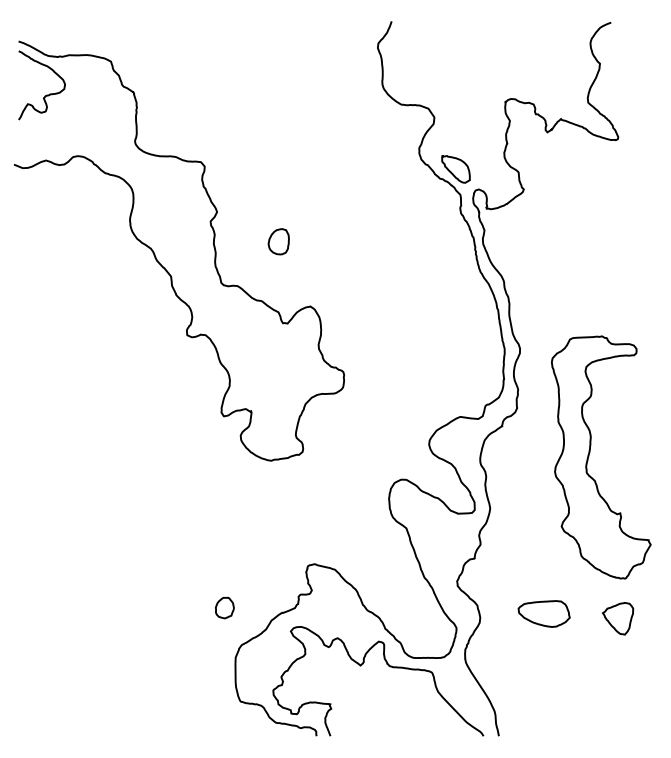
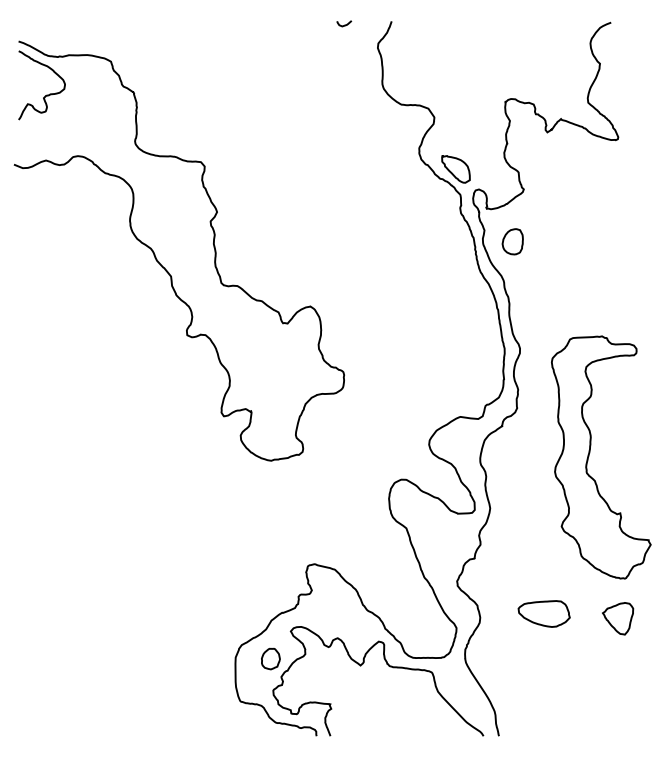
curve: none -> present (344, 24)
part position: (278, 241) -> (512, 241) (512, 241)
part position: (224, 607) -> (270, 658) (270, 658)
